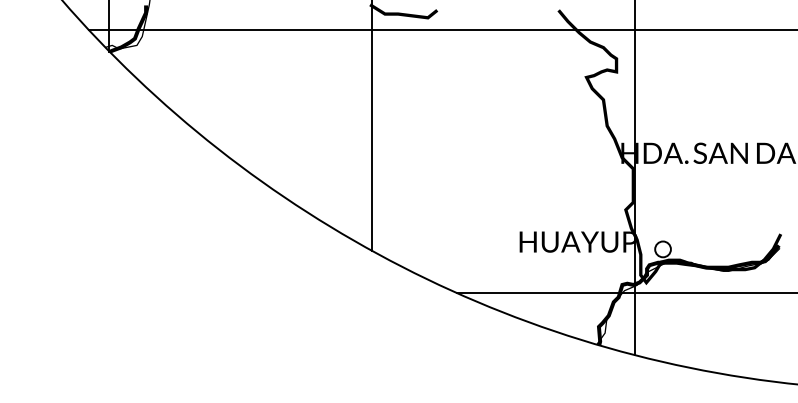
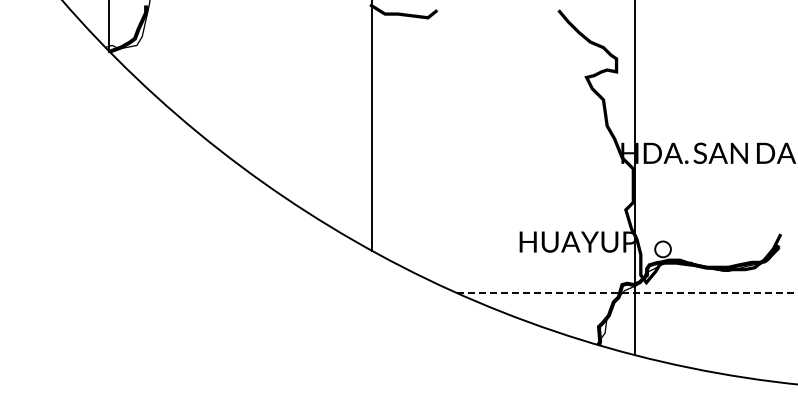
line: present -> none (441, 30)
line: solid -> dashed (627, 293)
